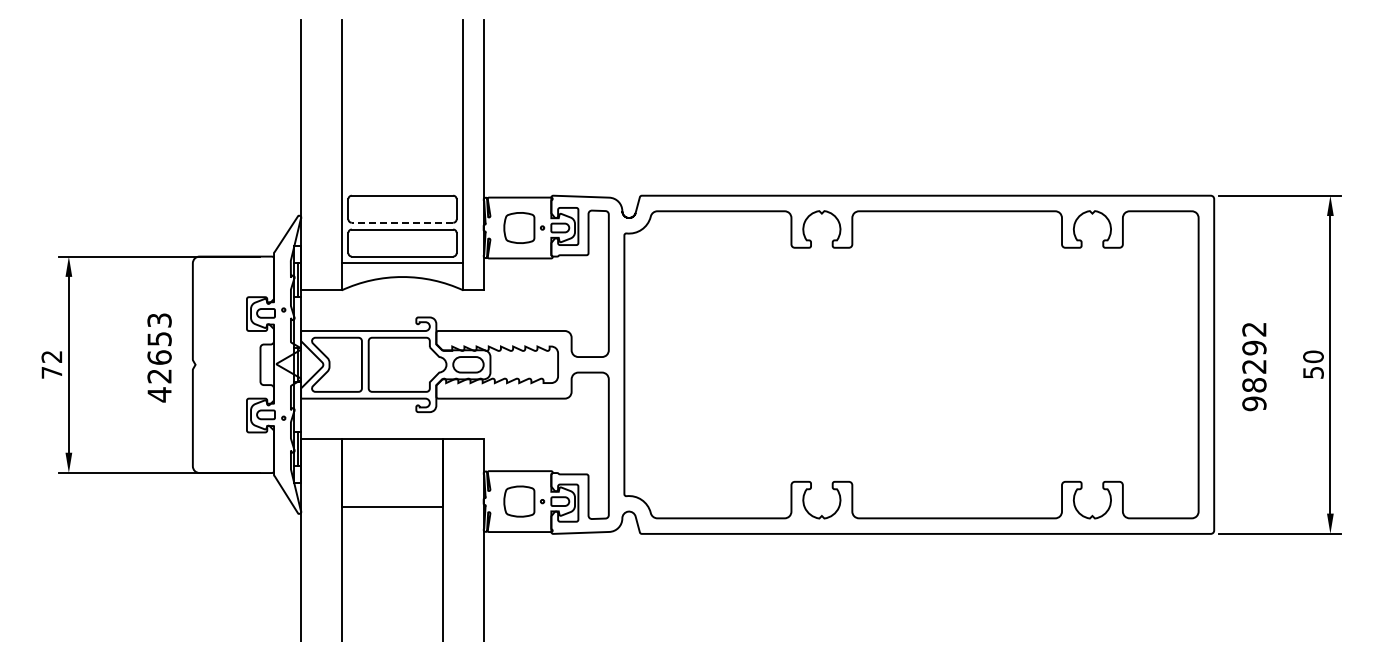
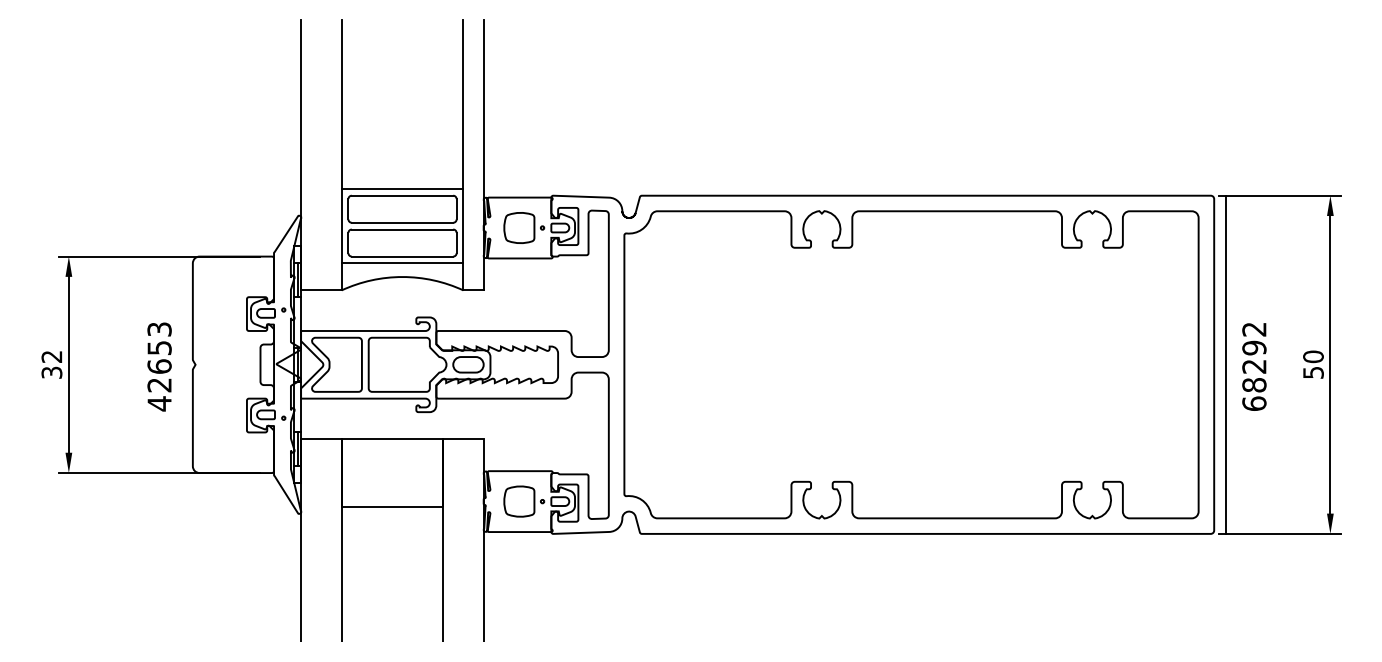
line: none -> present (402, 188)
line: dashed -> solid (402, 222)
text position: (159, 357) -> (159, 366) (159, 366)
line: none -> present (1225, 364)
text: 72 -> 32 (51, 372)
text: 98292 -> 68292 (1254, 403)
